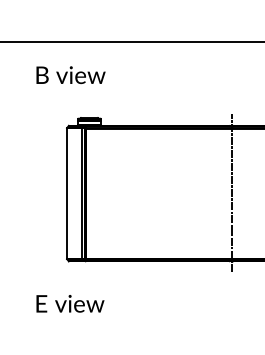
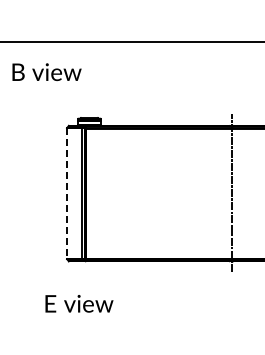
text position: (70, 74) -> (46, 71) (46, 71)
line: solid -> dashed (67, 194)
text position: (70, 303) -> (79, 303) (79, 303)
